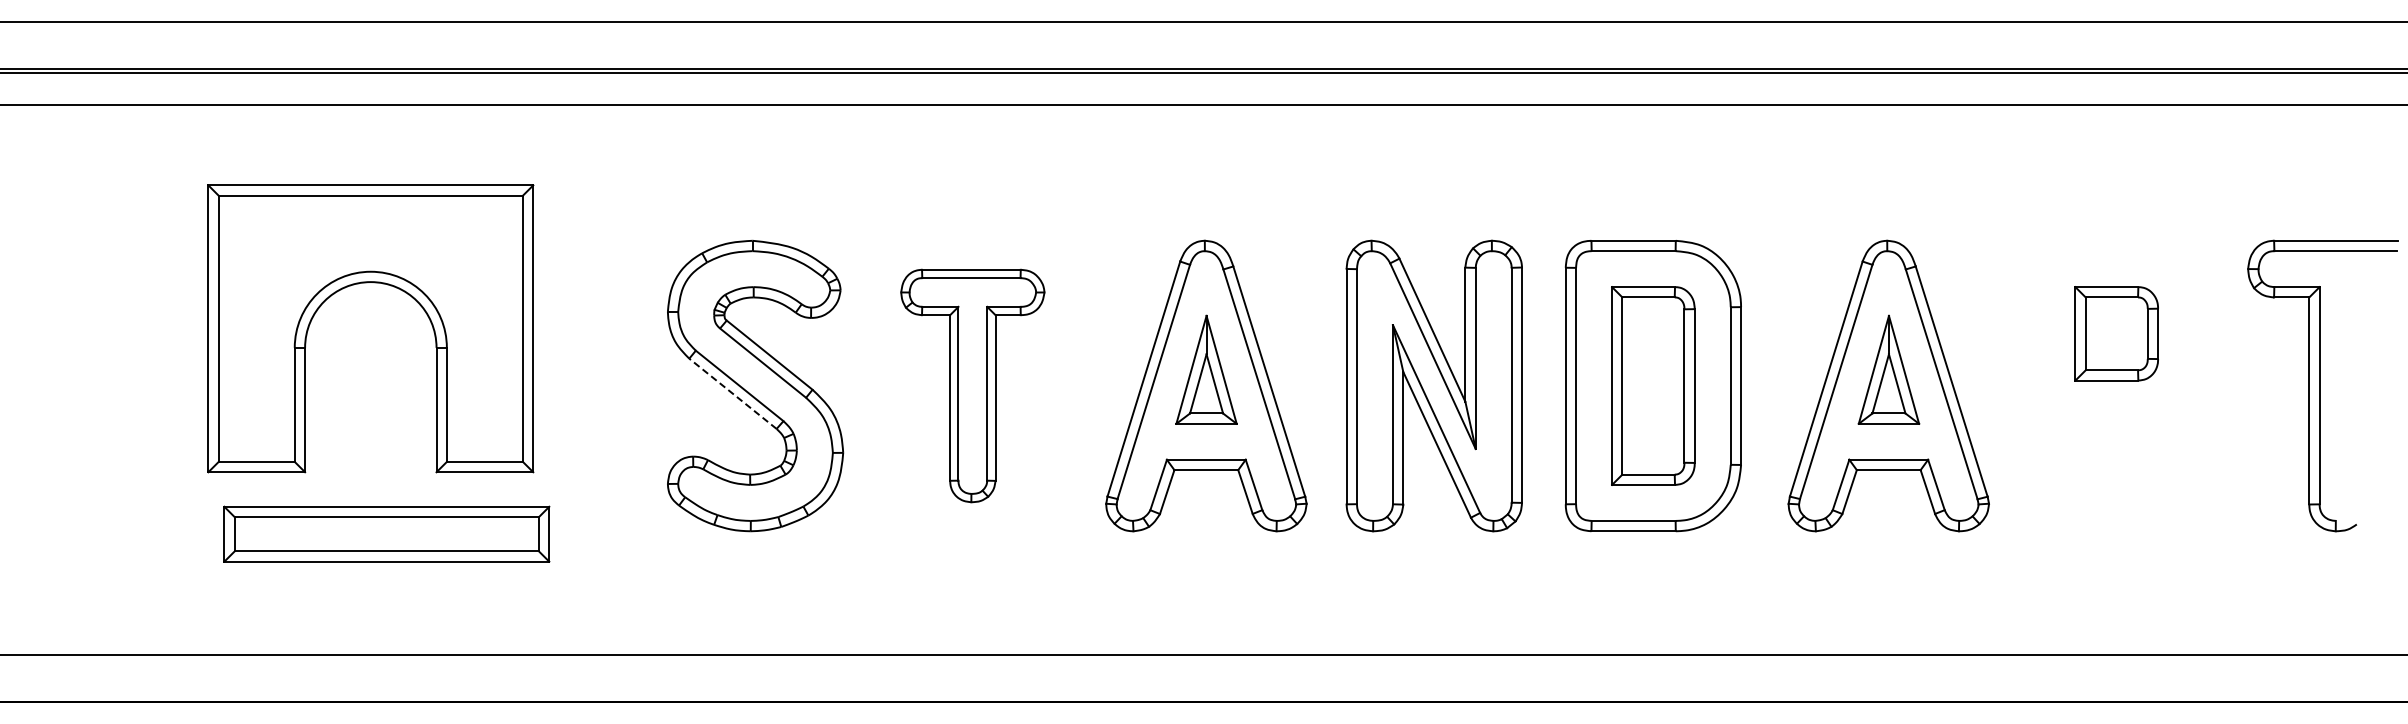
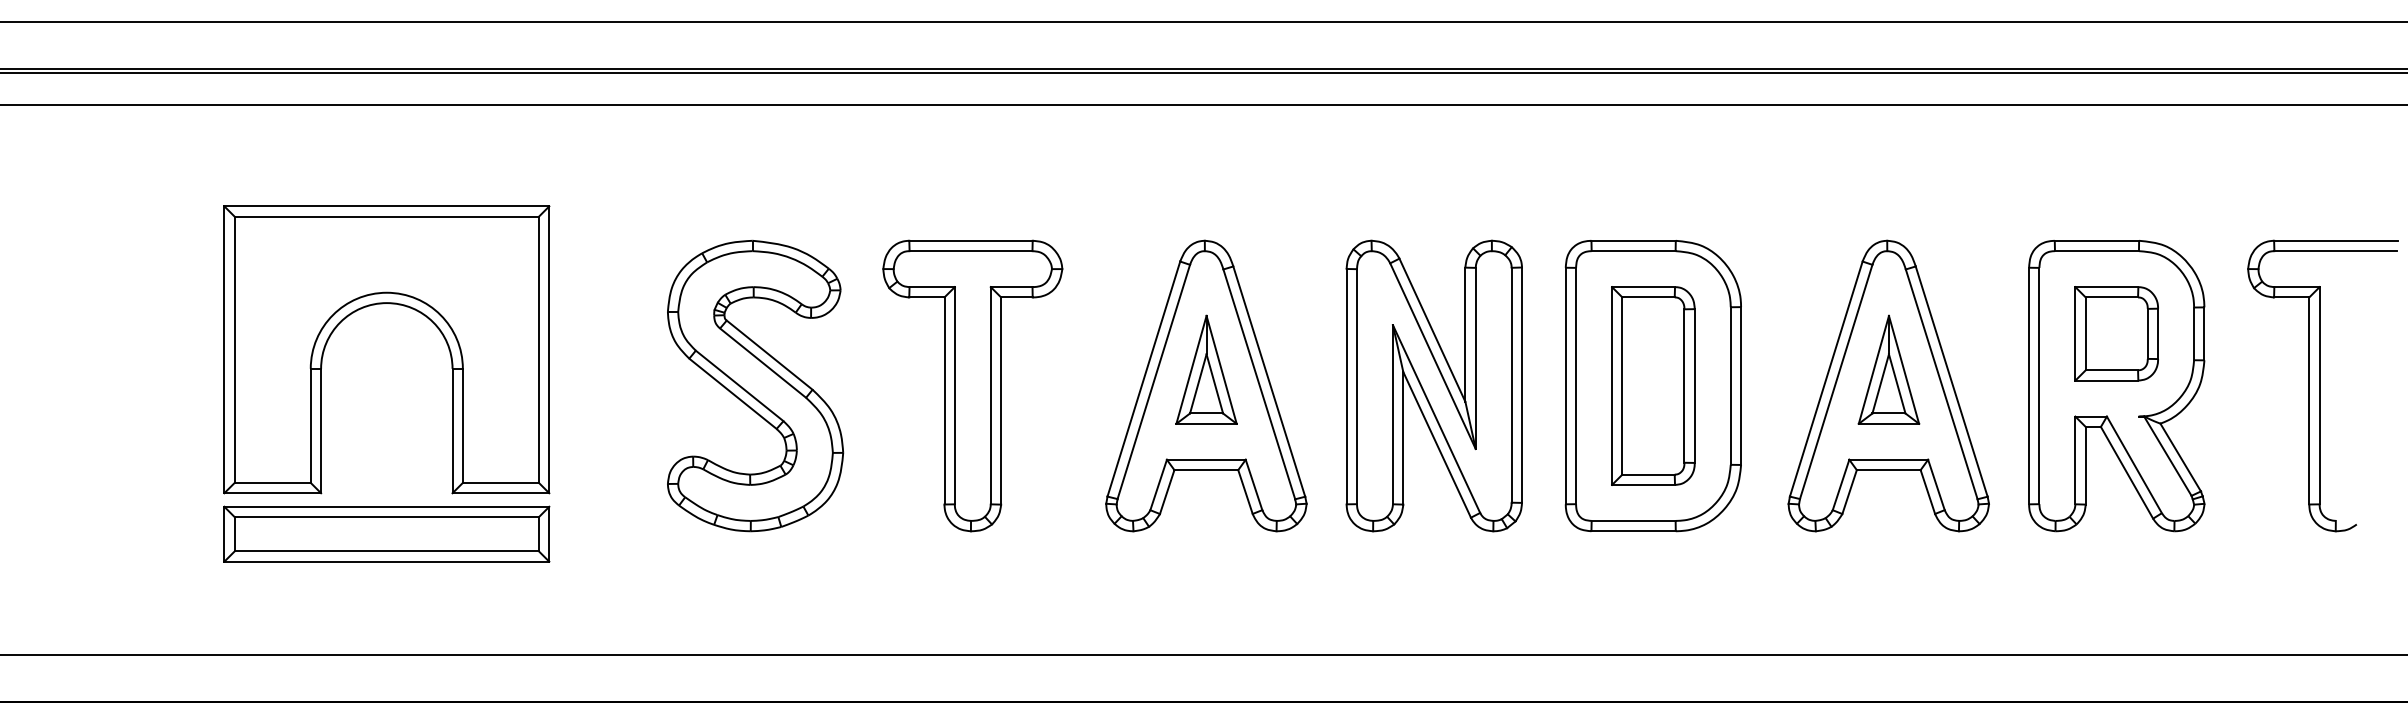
part position: (367, 283) -> (383, 304) (383, 304)
part size: 146x236 px -> 182x294 px (972, 385)
part: none -> present (2116, 386)
line: dashed -> solid (732, 393)
